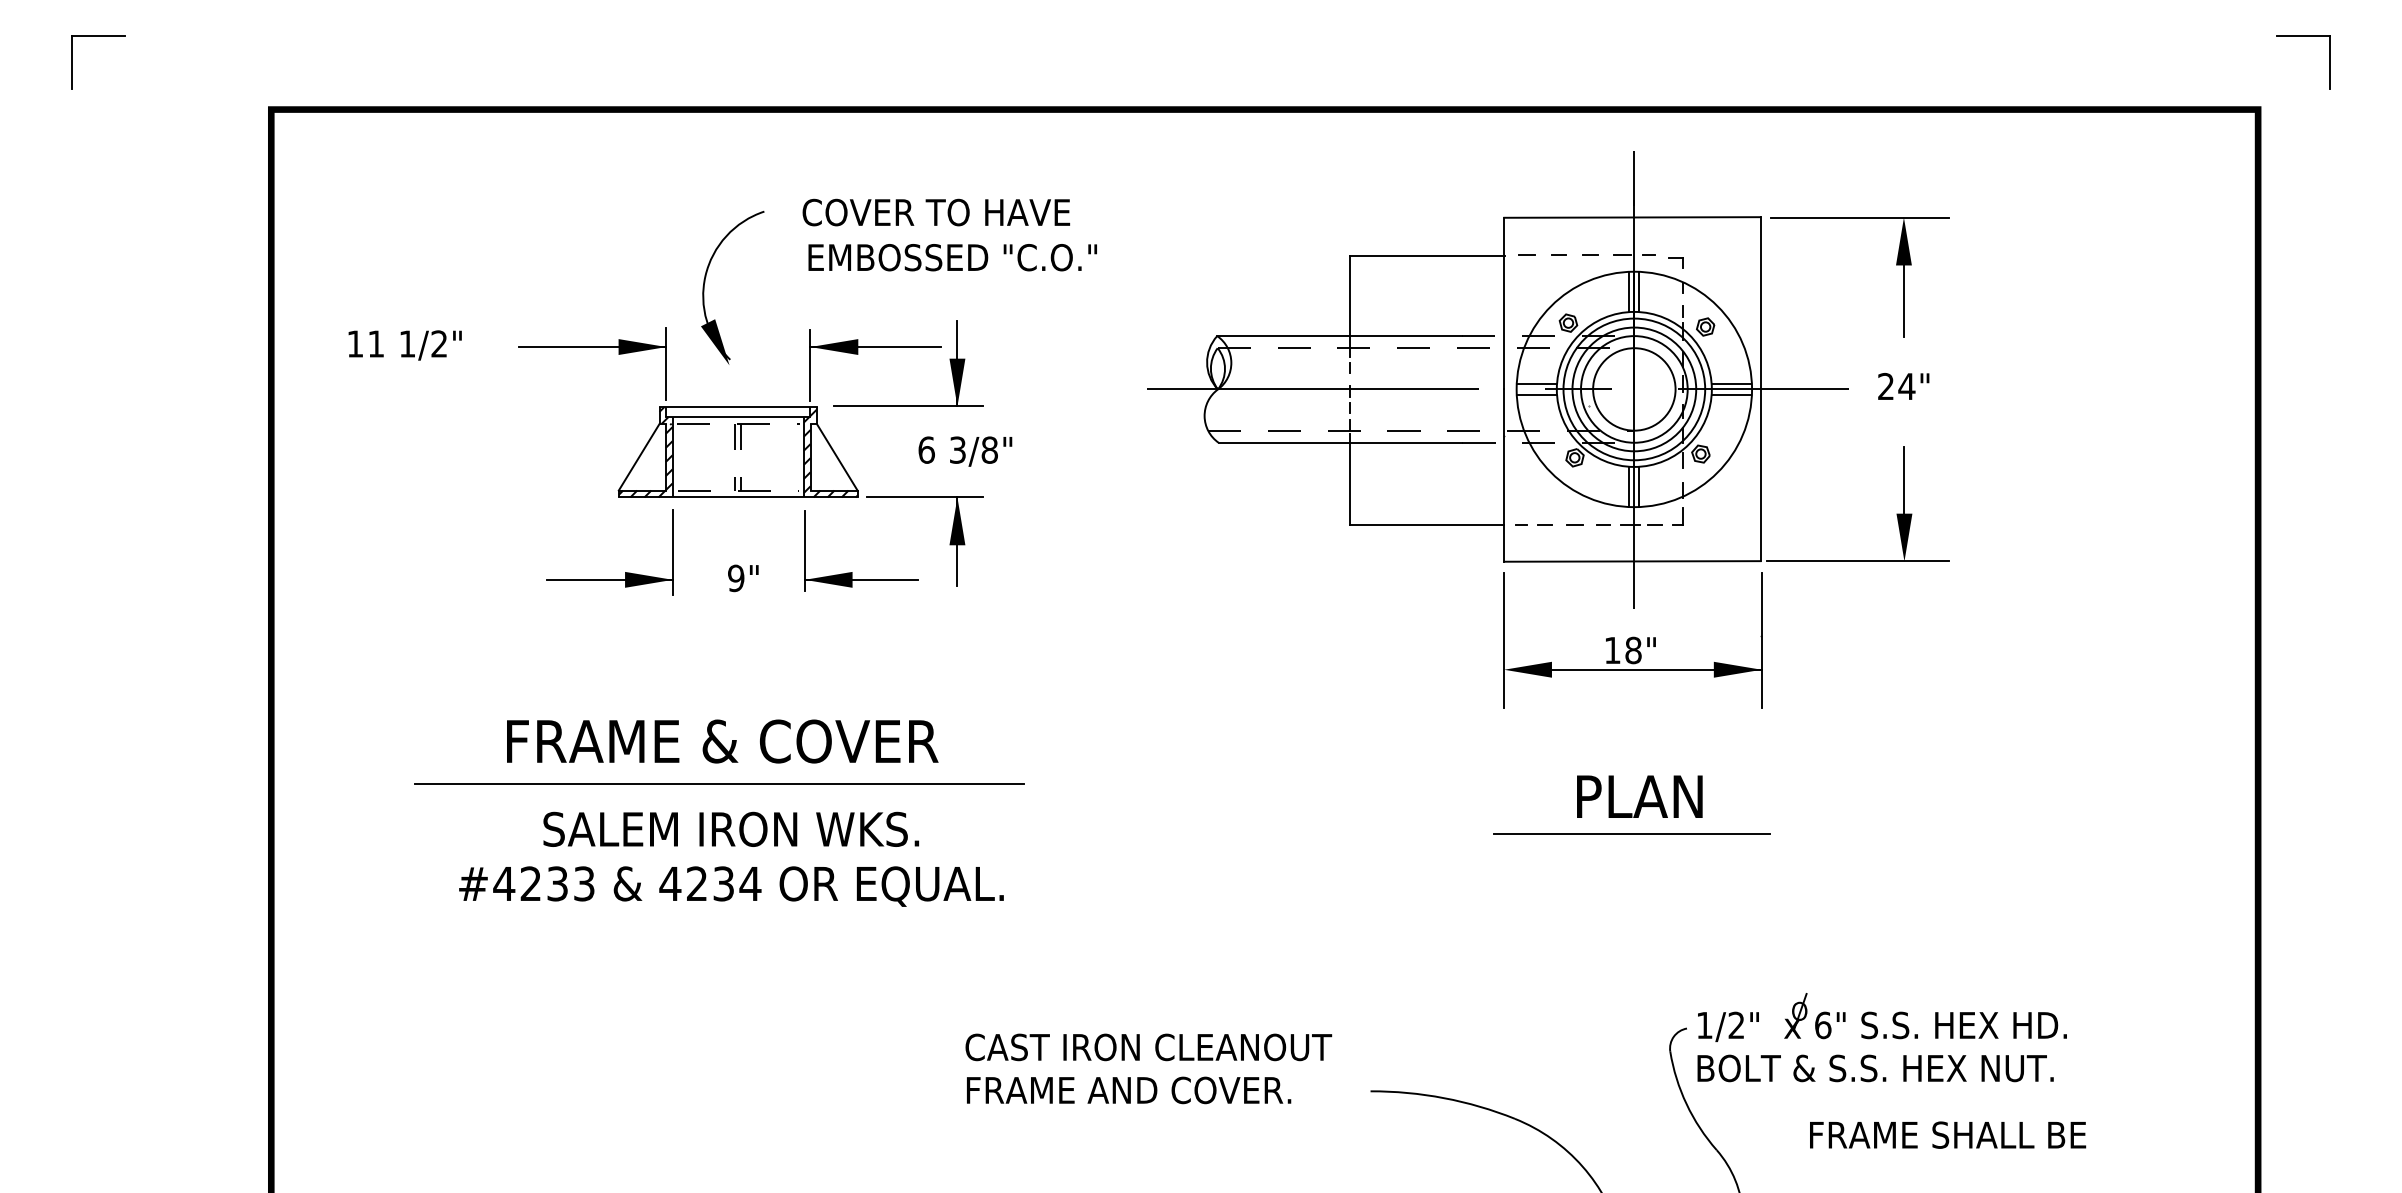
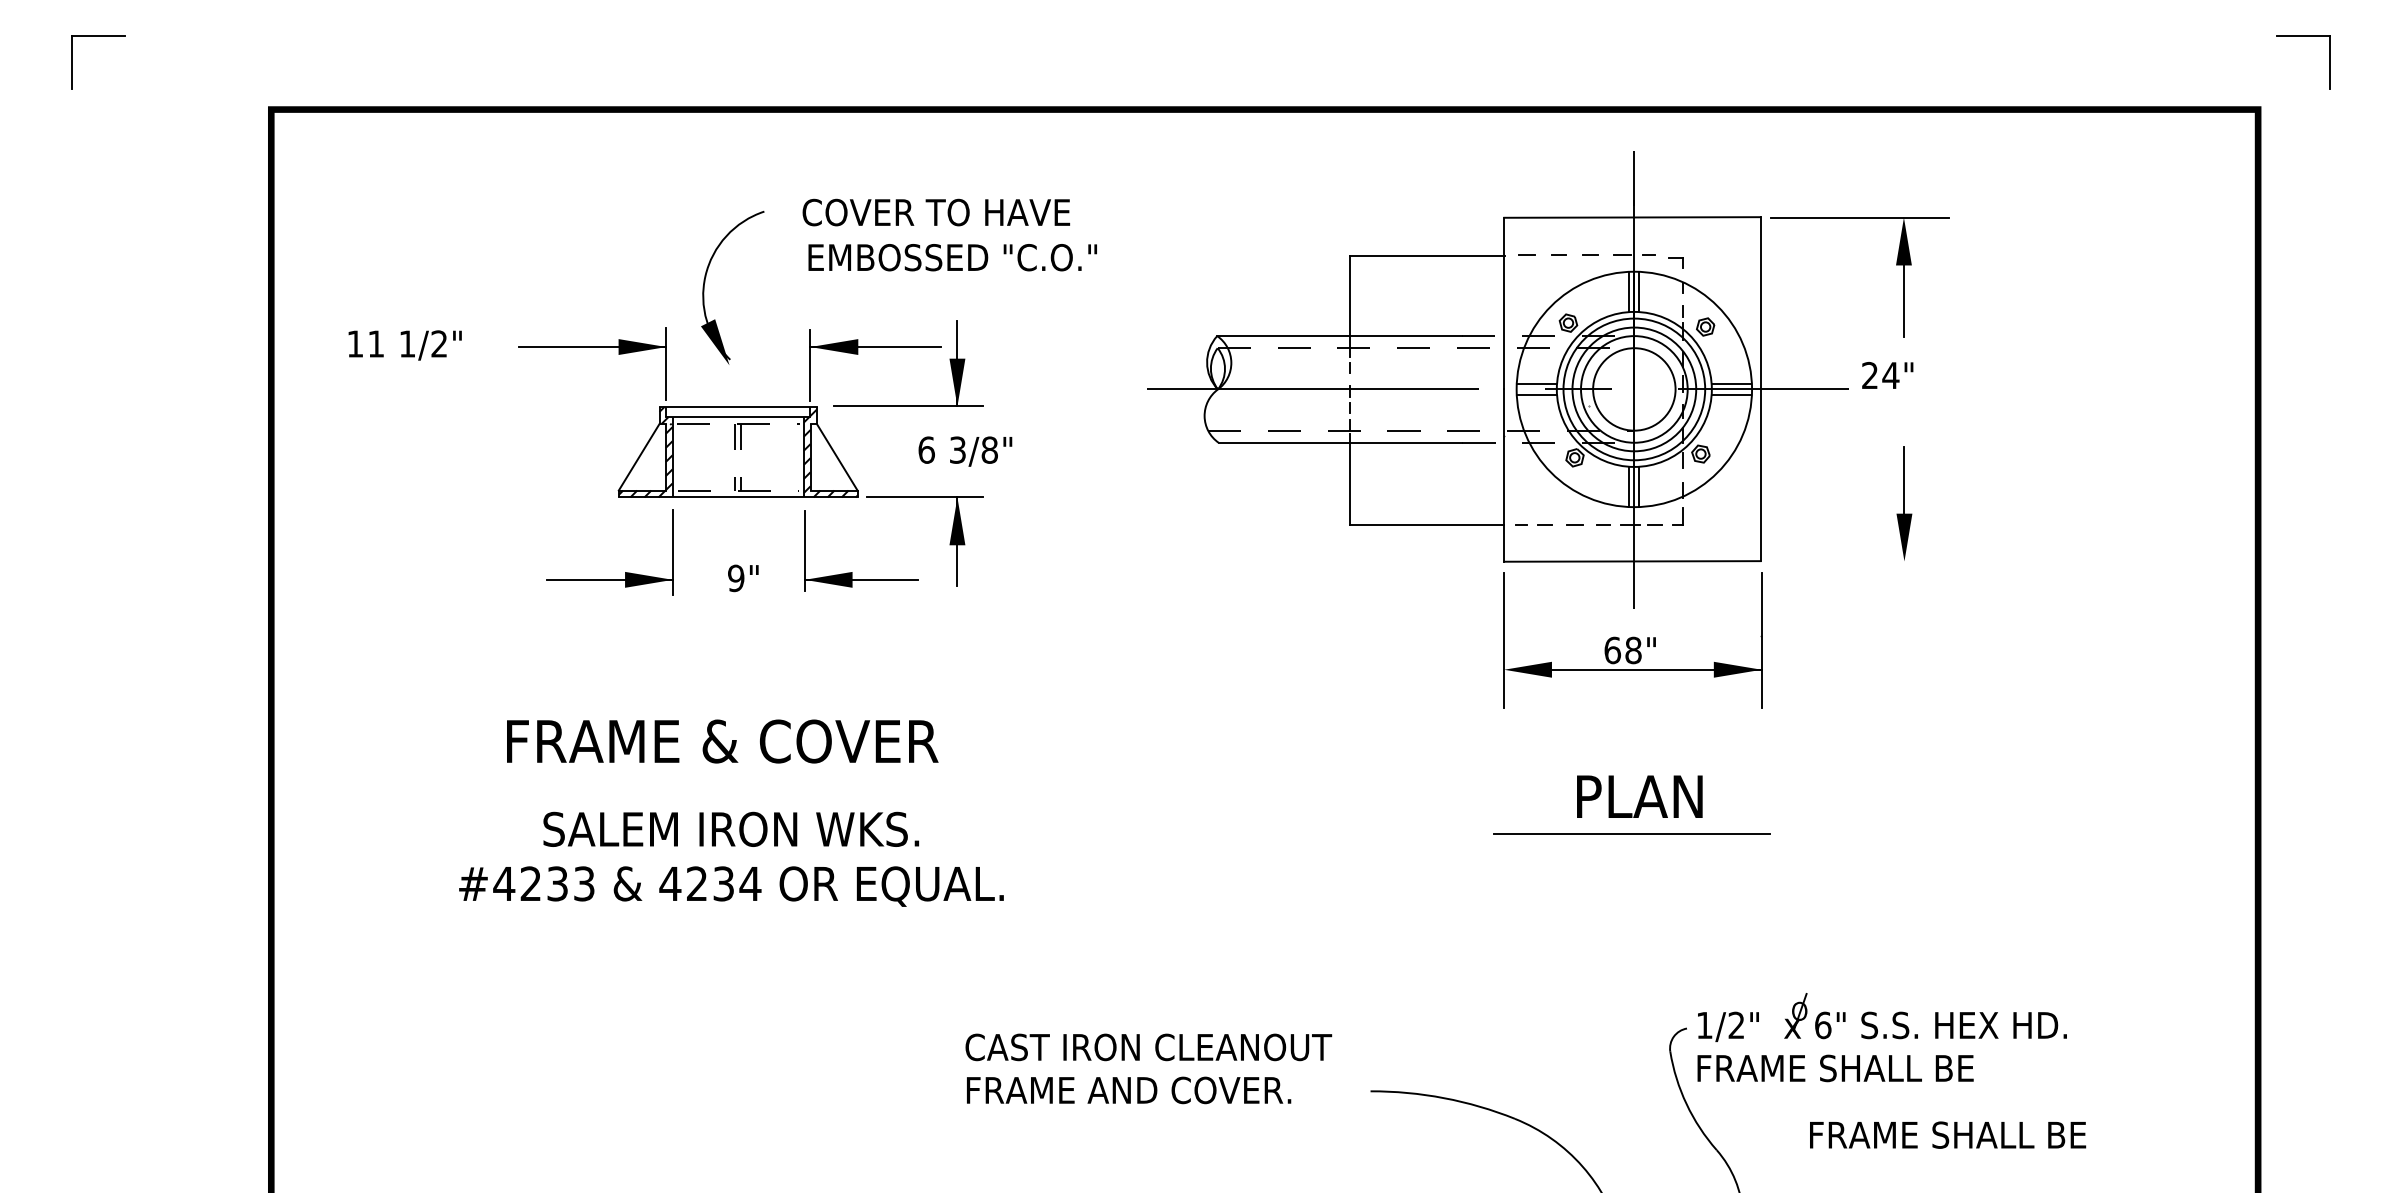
text position: (1903, 386) -> (1887, 375) (1887, 375)
line: present -> none (1857, 561)
text: 18" -> 68" (1612, 650)
line: present -> none (718, 783)
text: BOLT & S.S. HEX NUT. -> FRAME SHALL BE (1876, 1068)
